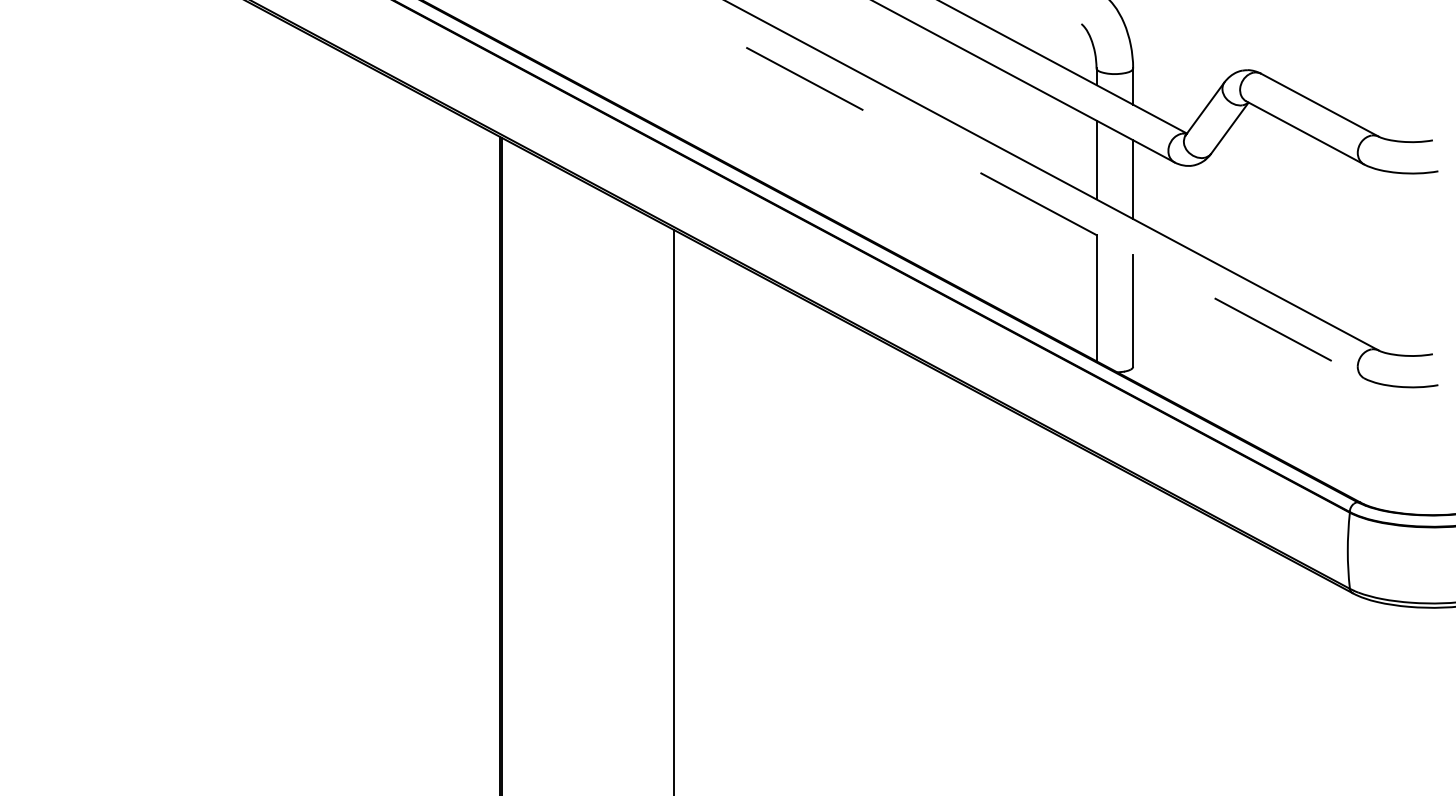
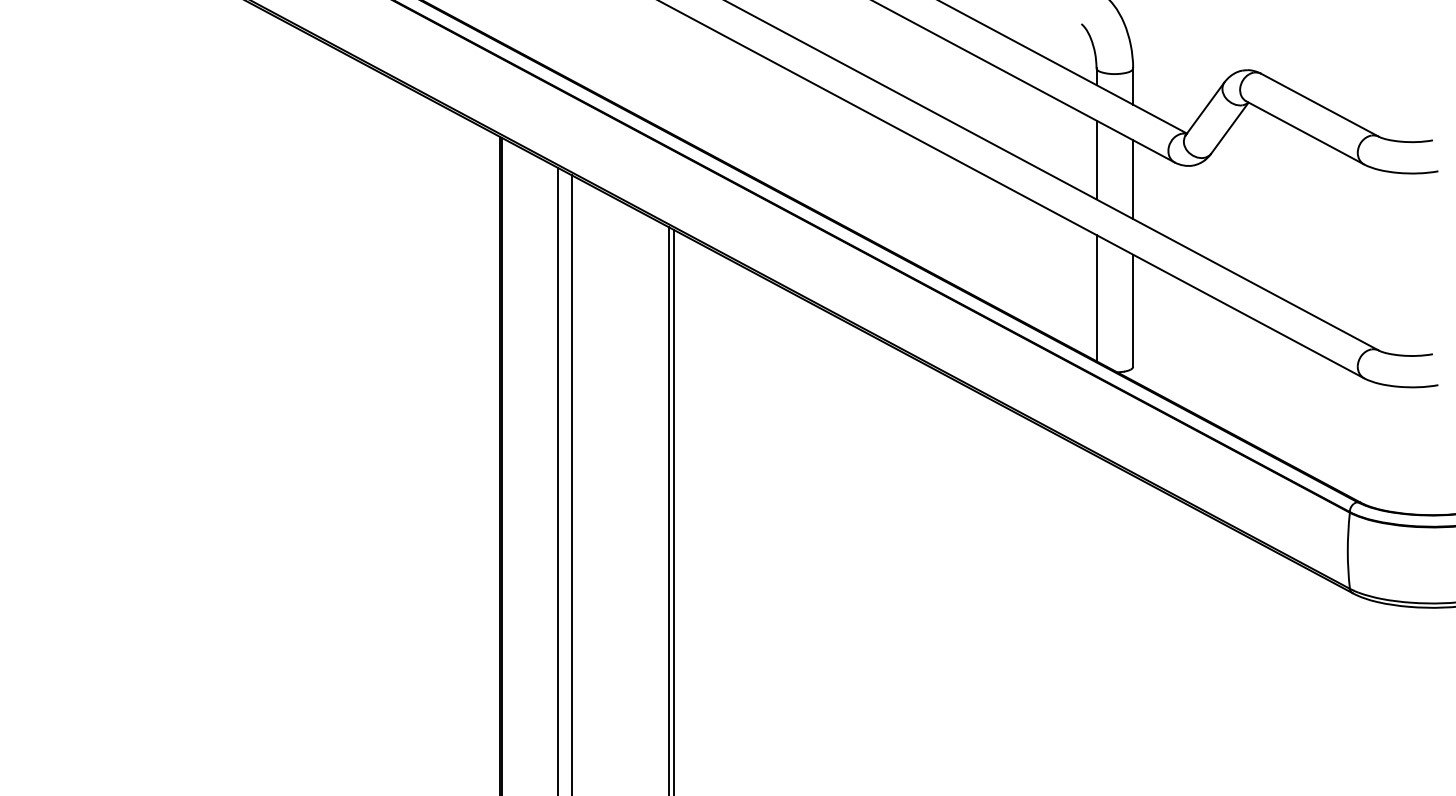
line: dashed -> solid (1011, 189)
line: none -> present (557, 479)
line: none -> present (571, 483)
line: none -> present (668, 509)
